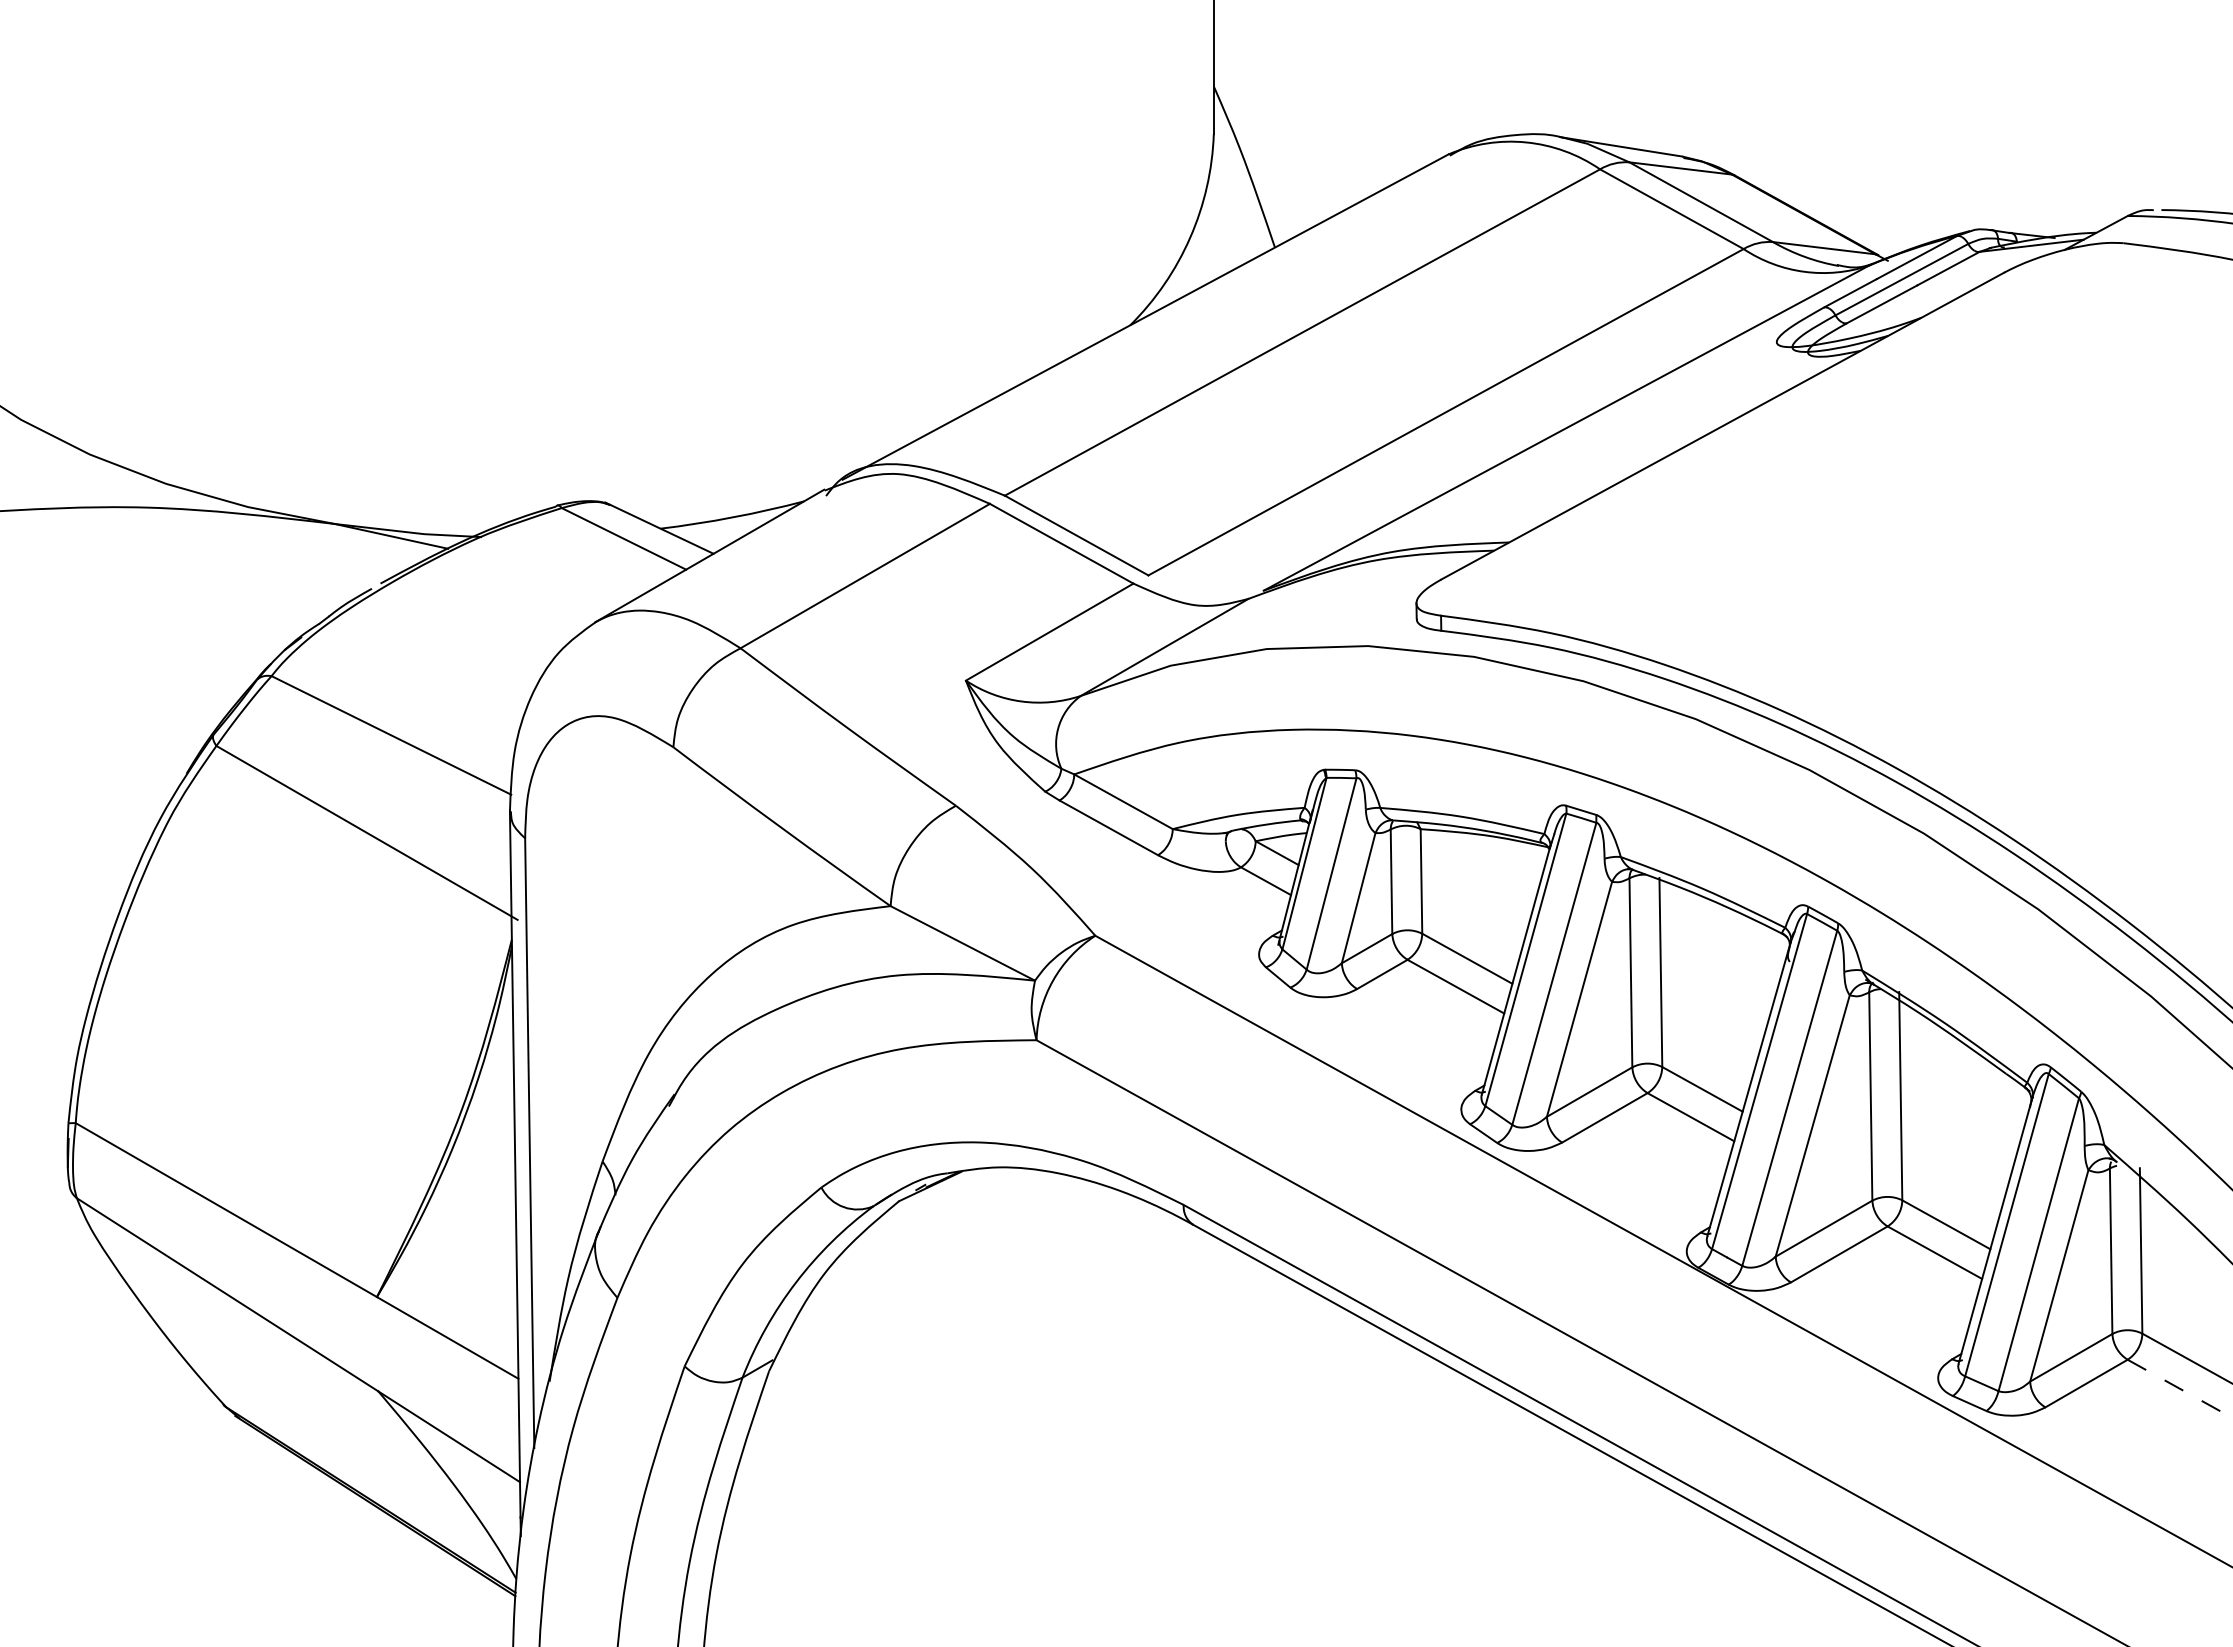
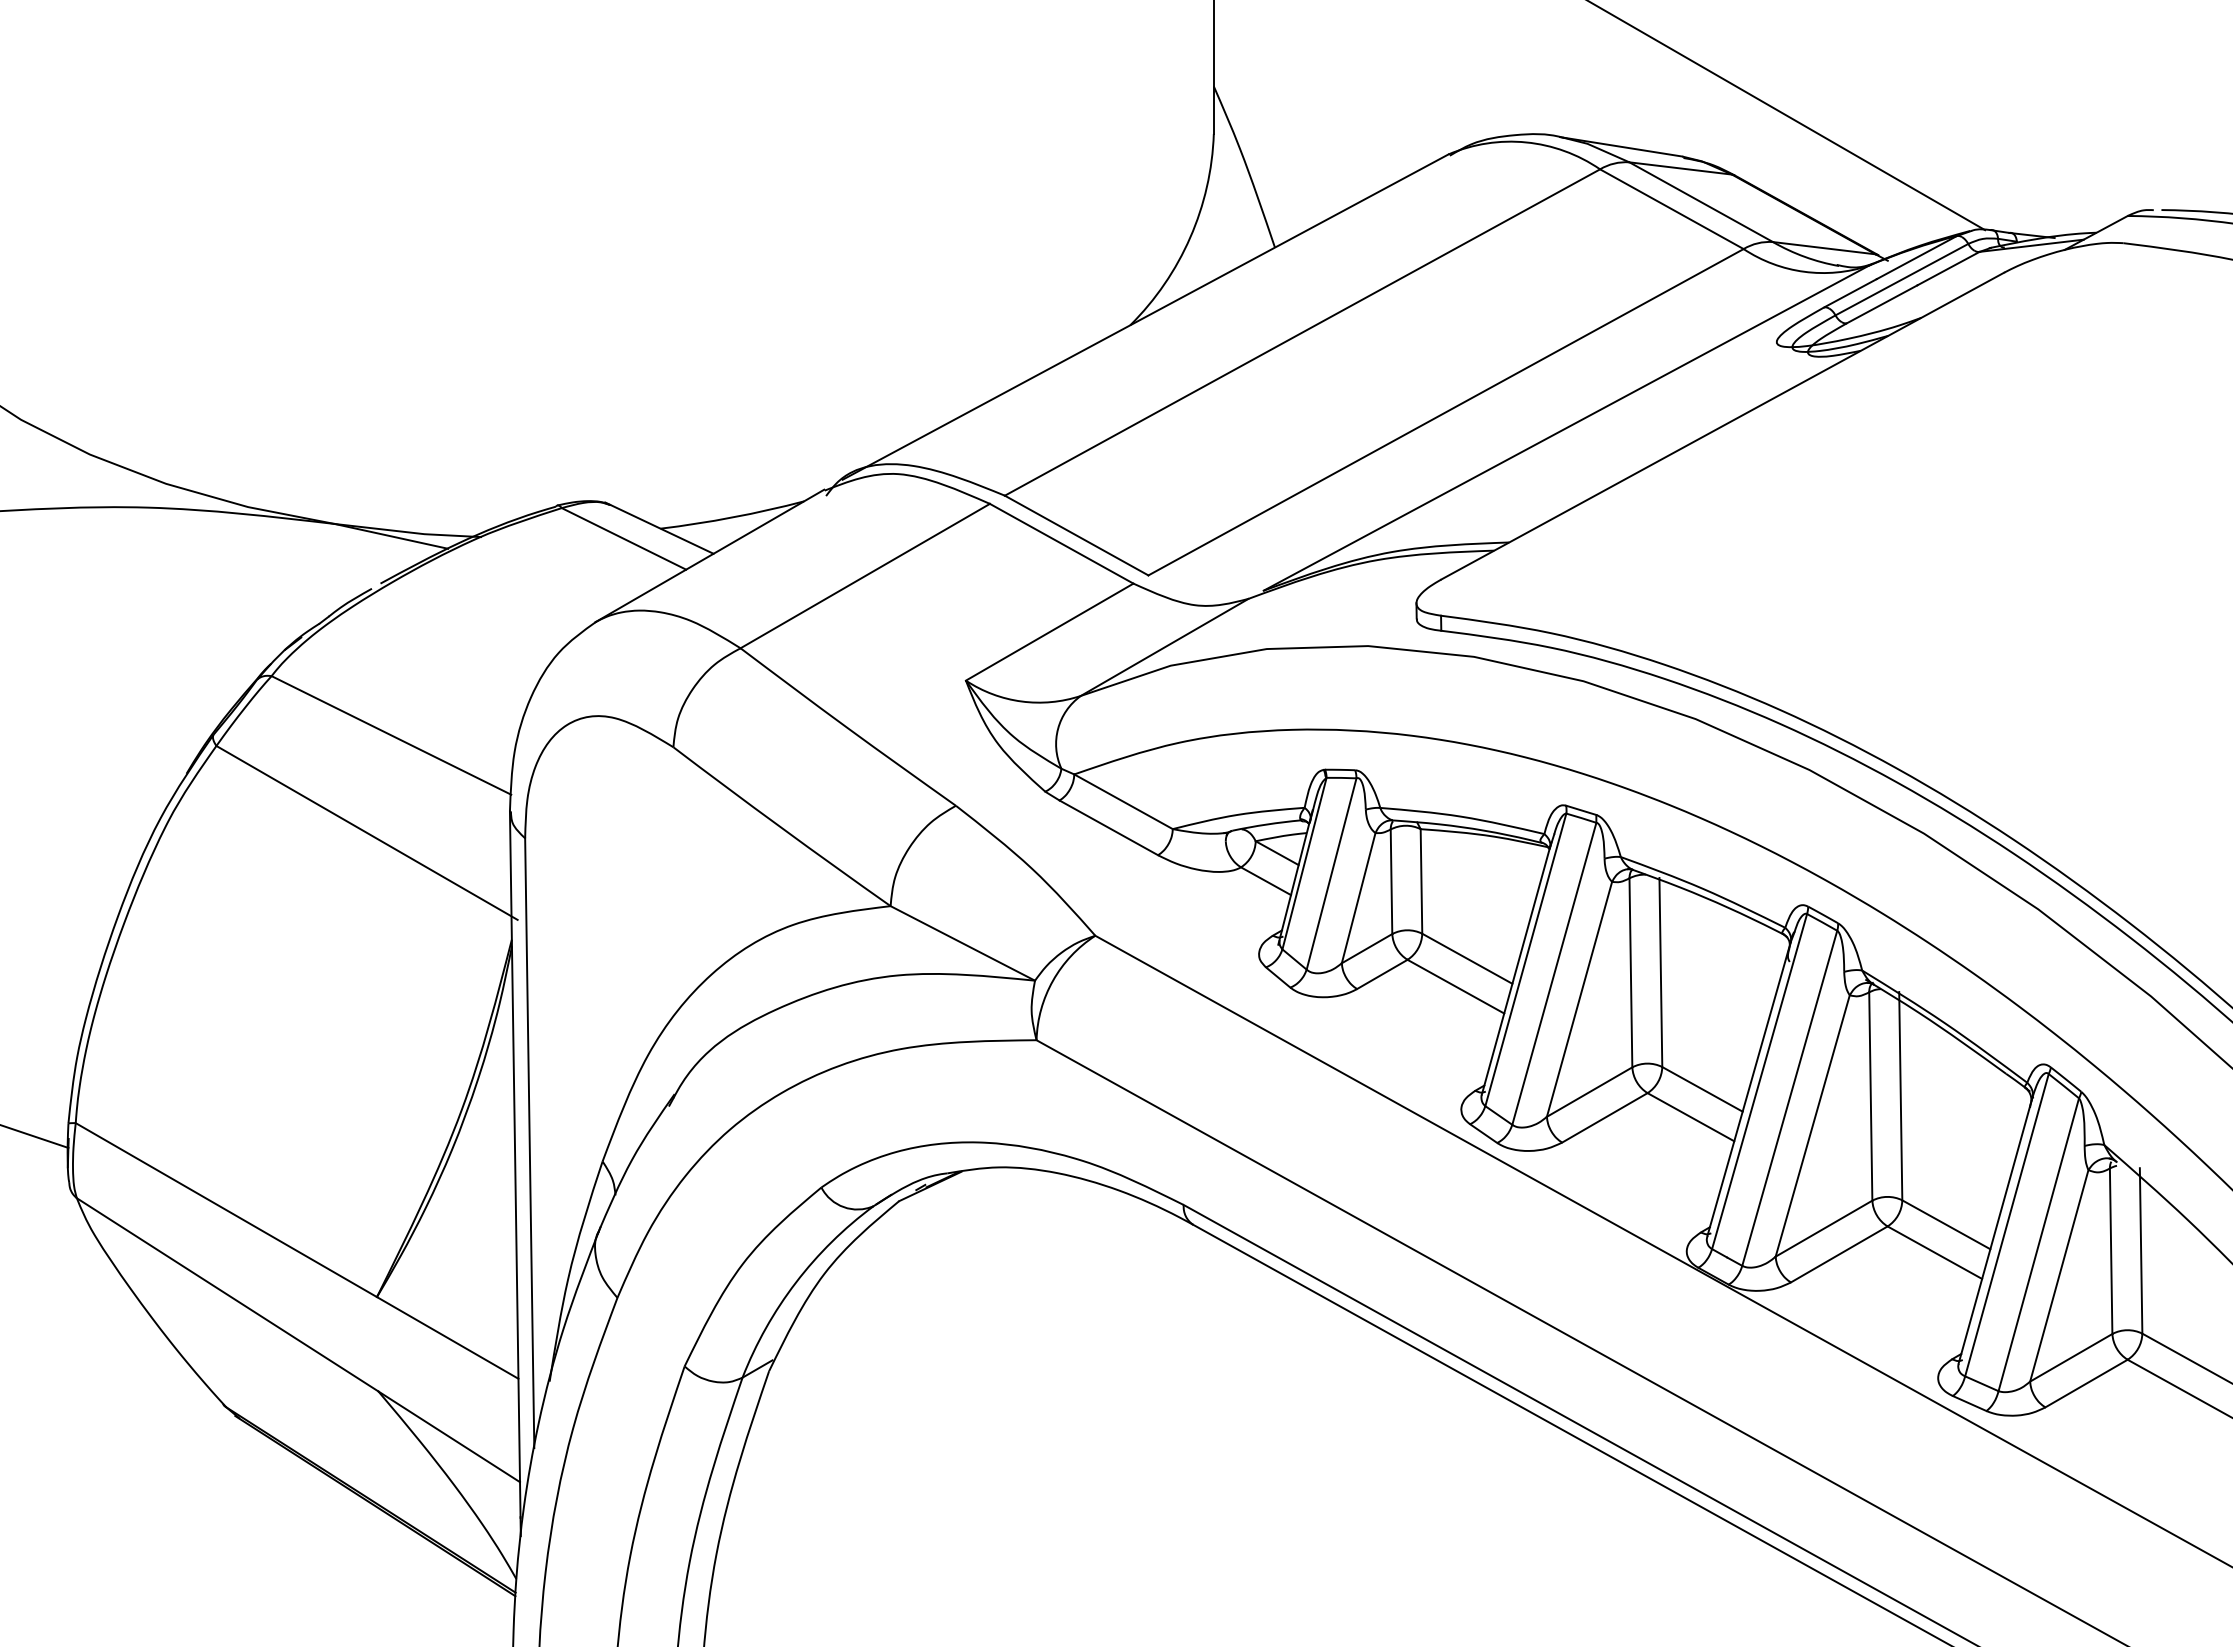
line: none -> present (1787, 116)
line: none -> present (35, 1136)
line: dashed -> solid (2179, 1388)
